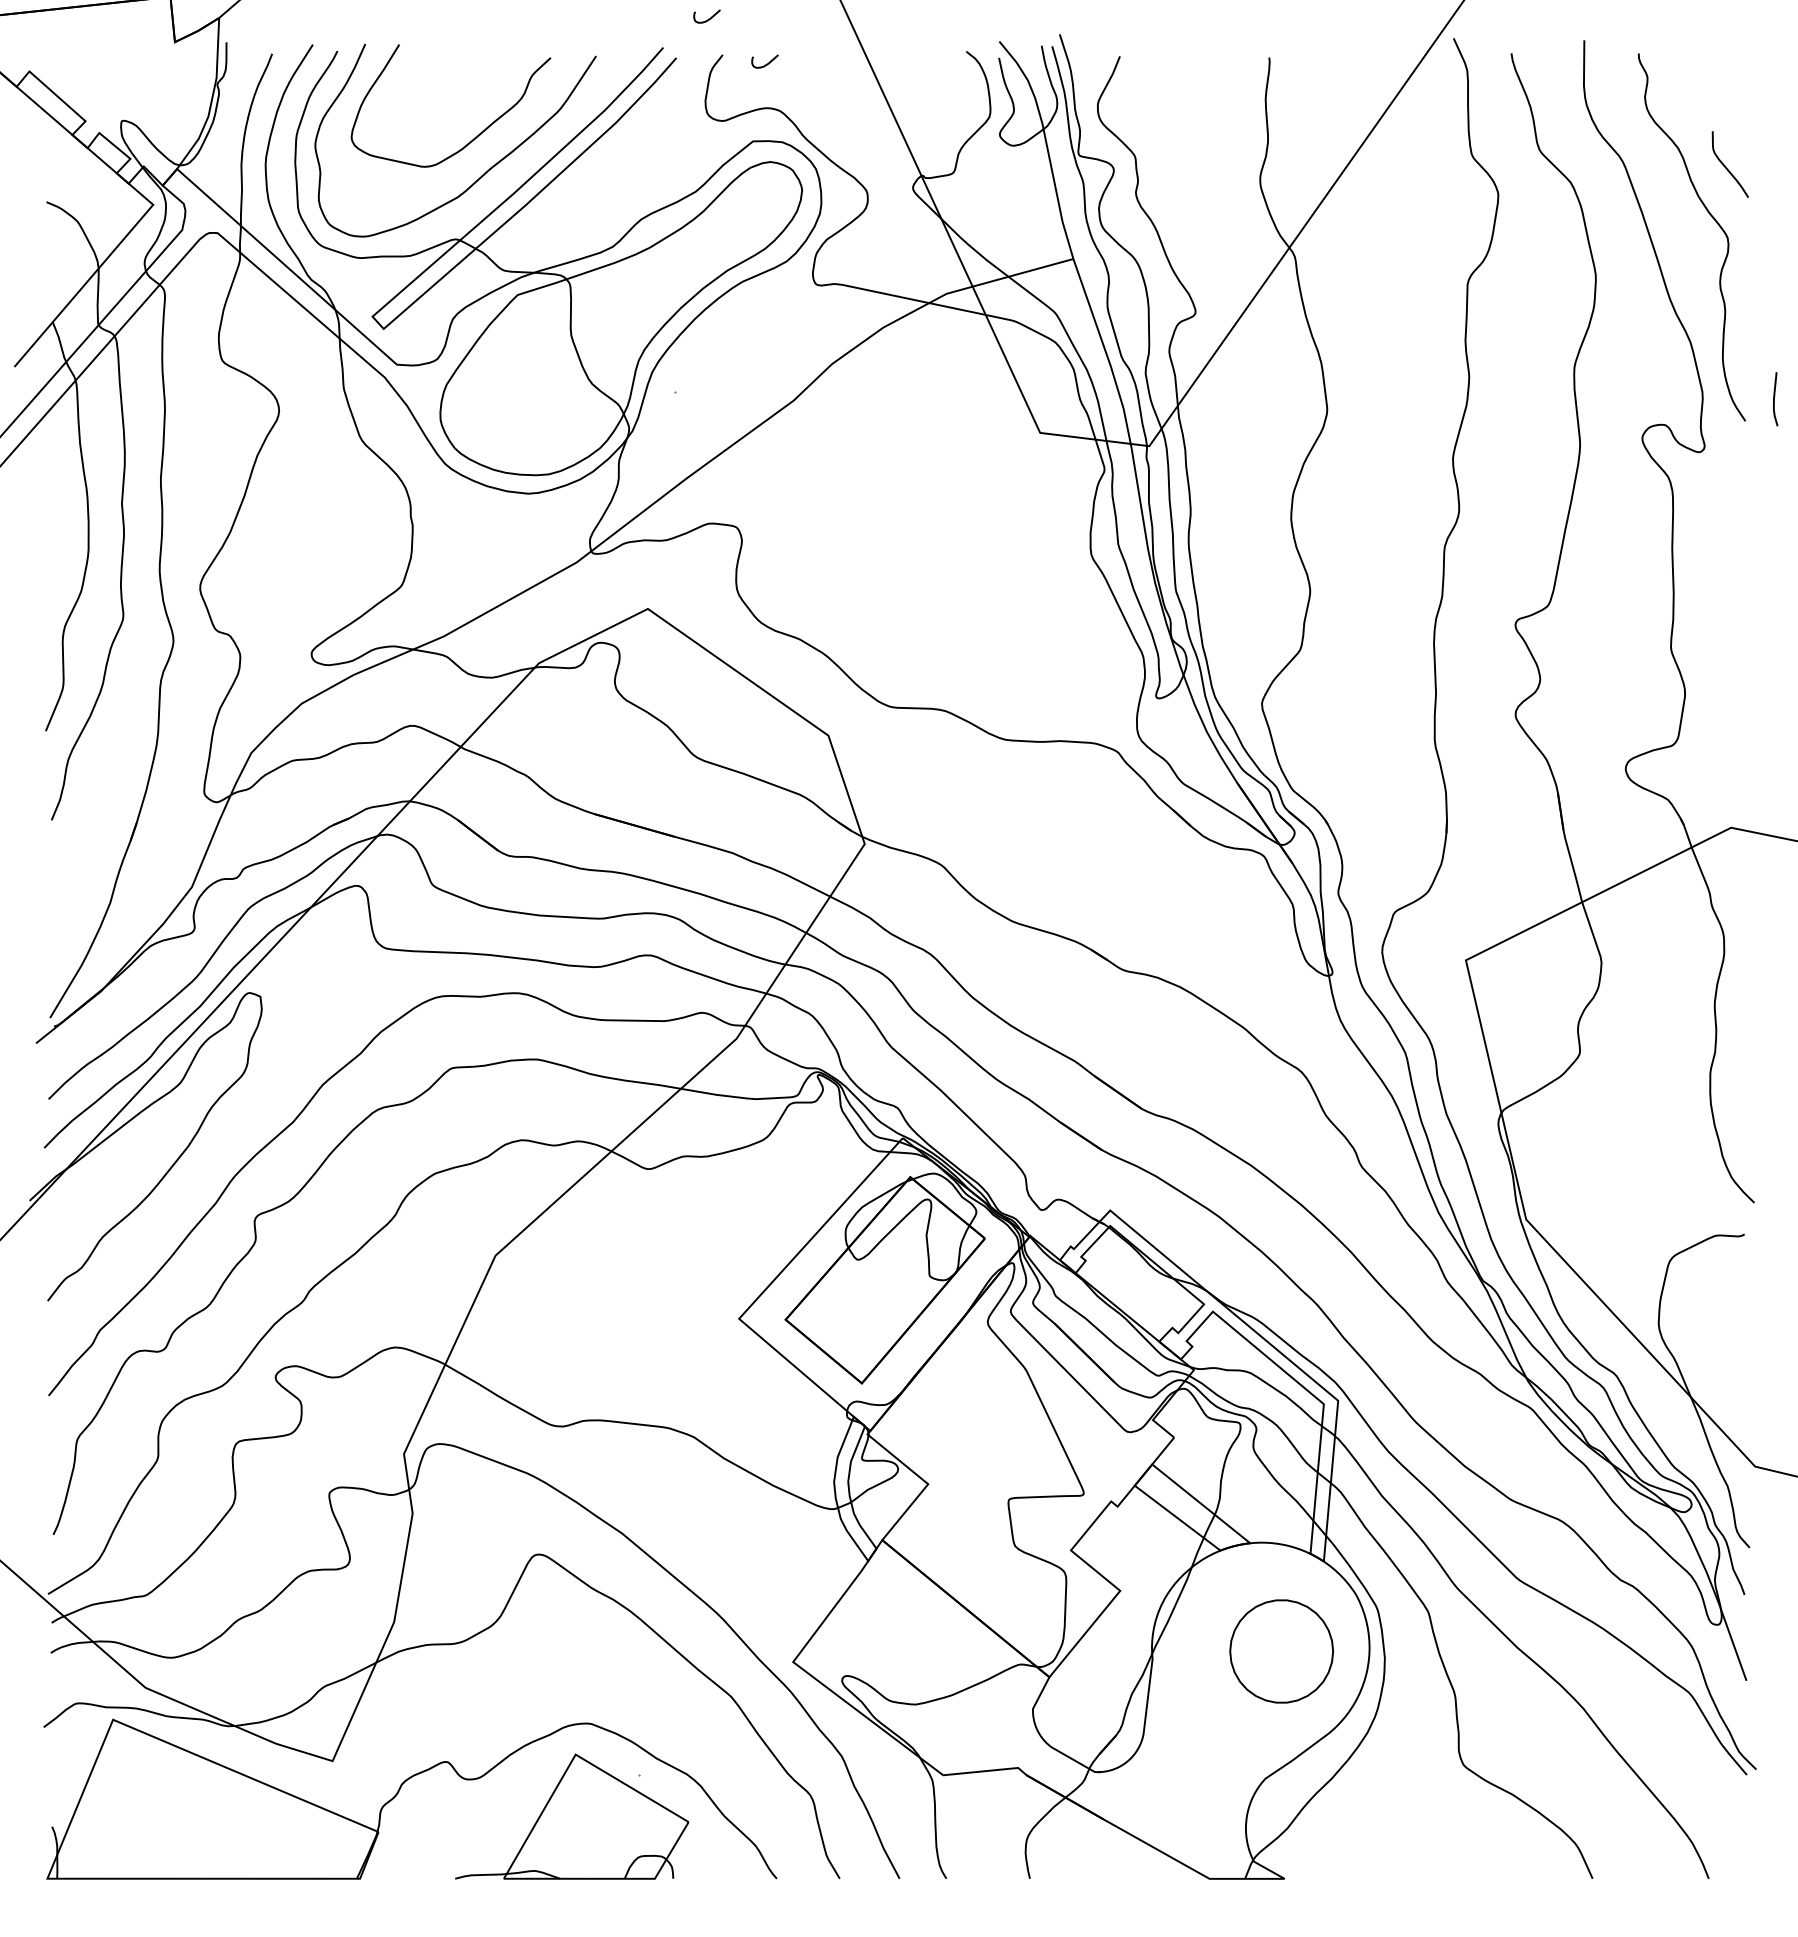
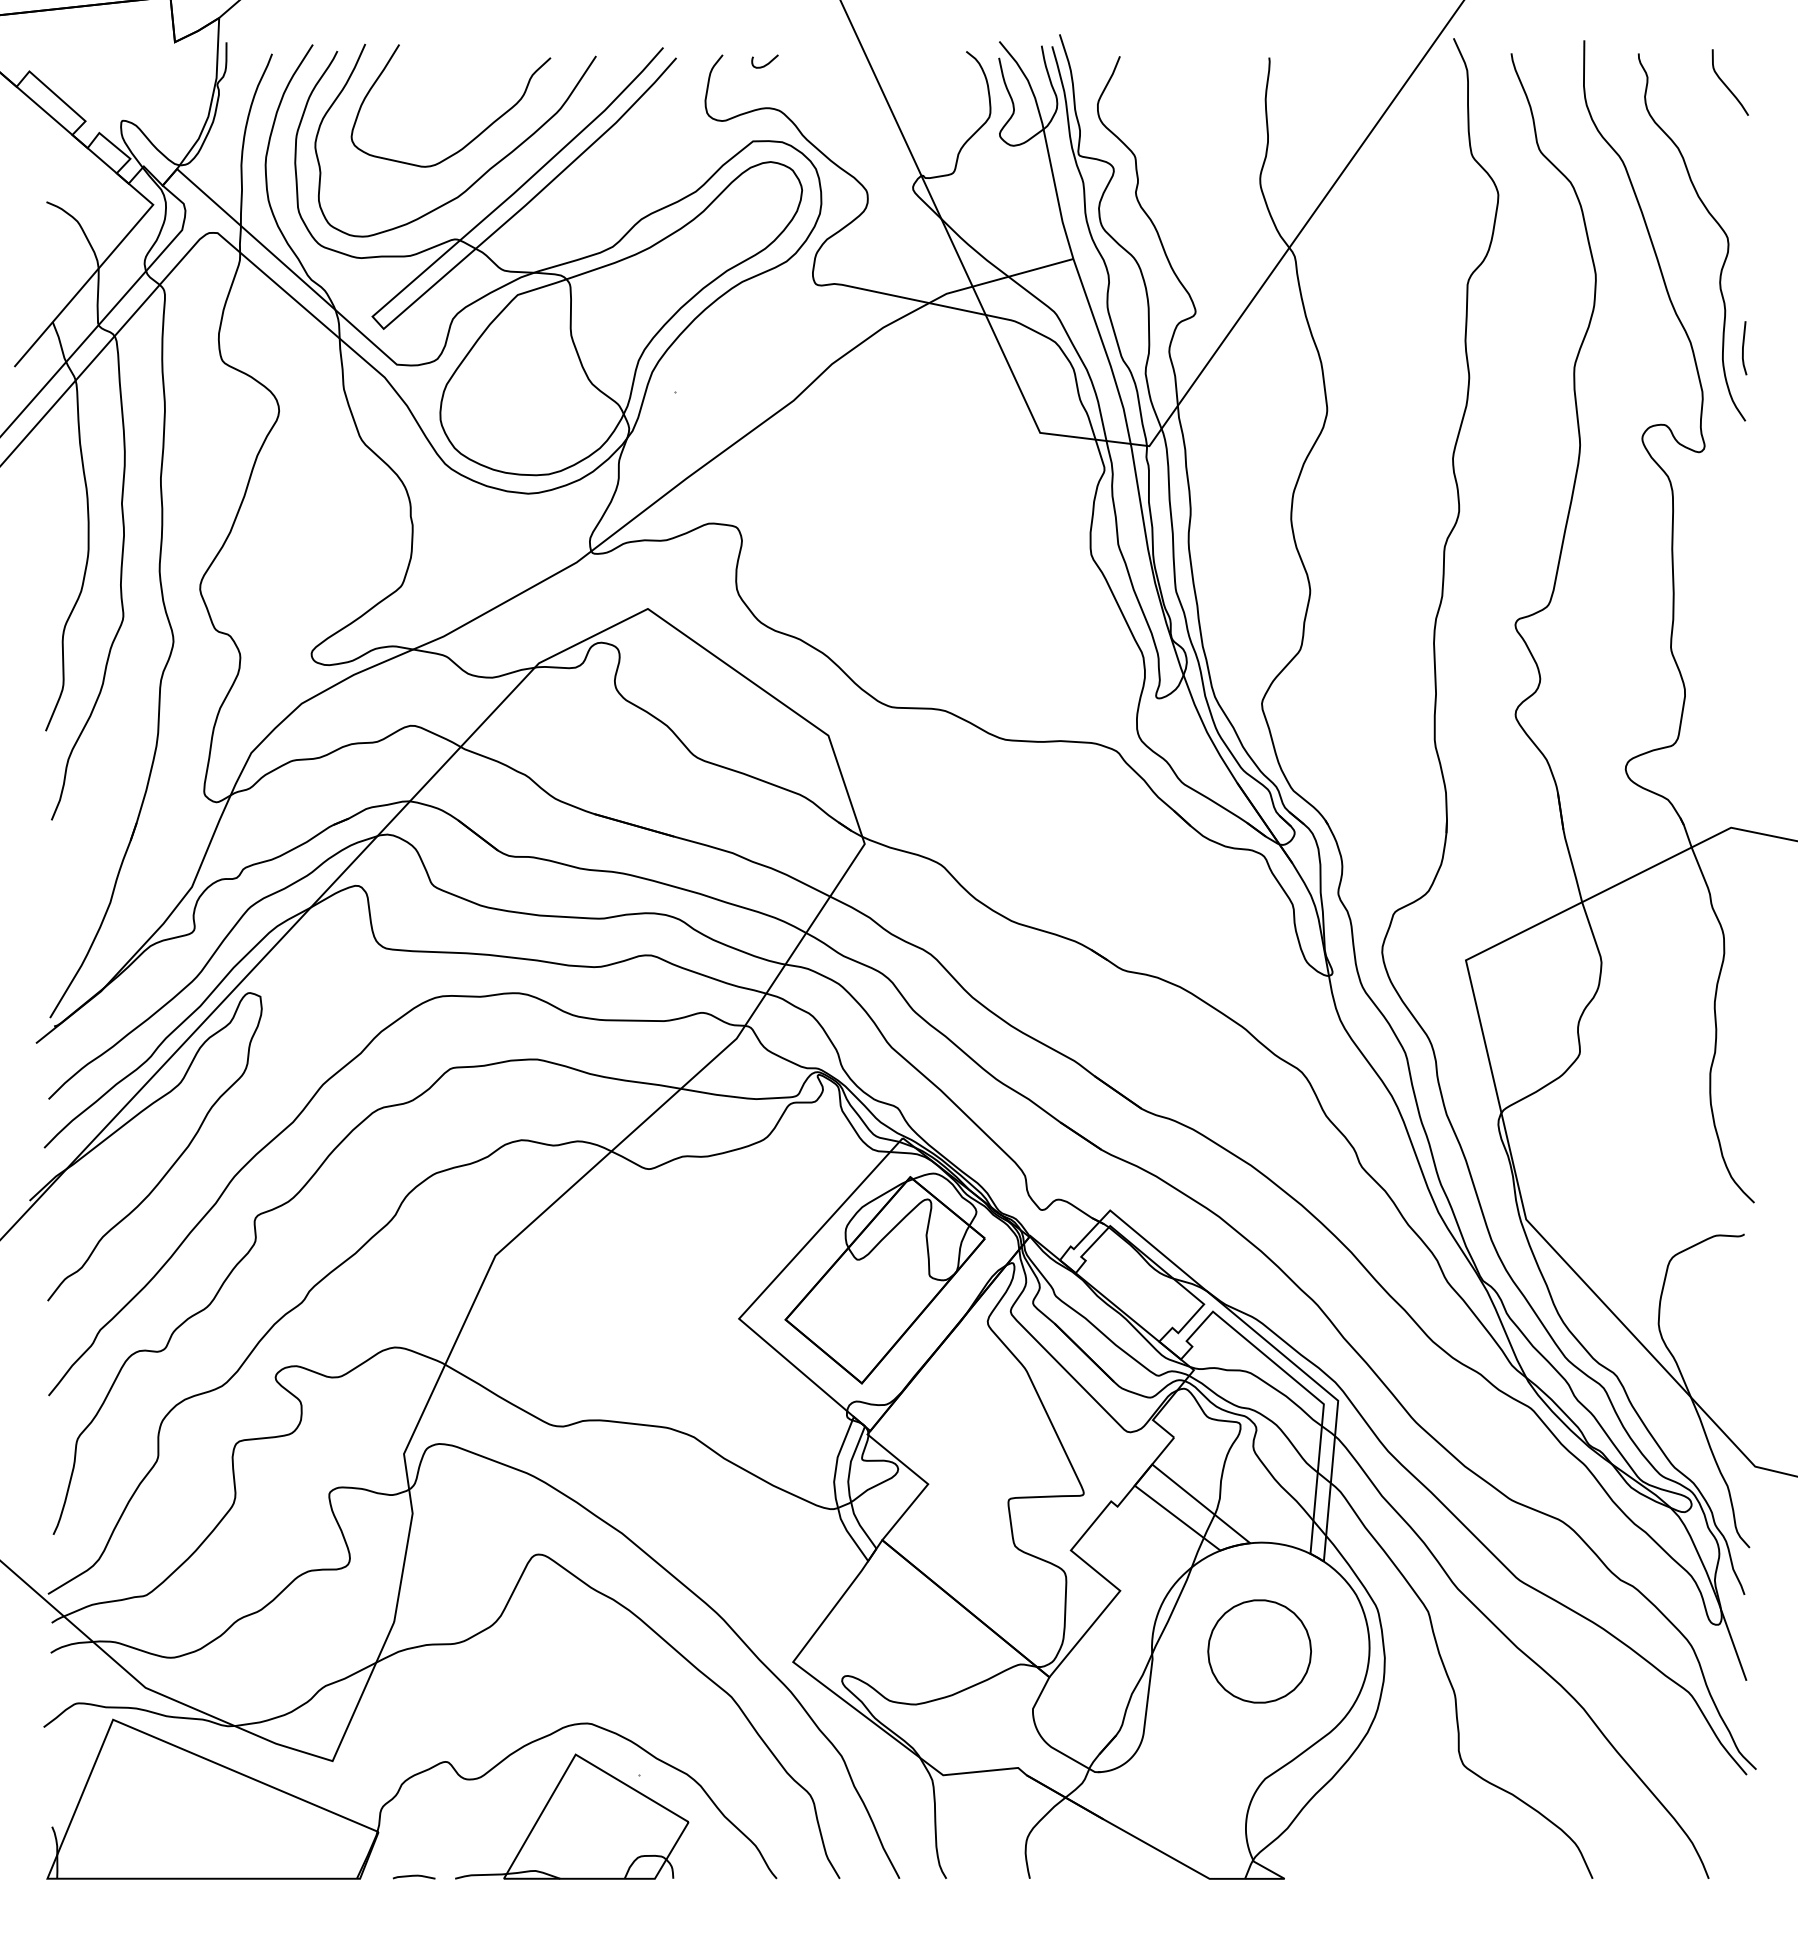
curve: present -> none (708, 18)
curve position: (1726, 166) -> (1726, 84) (1726, 84)
line position: (1774, 399) -> (1743, 348) (1743, 348)
part position: (1281, 1651) -> (1259, 1651) (1259, 1651)
curve: none -> present (413, 1876)
